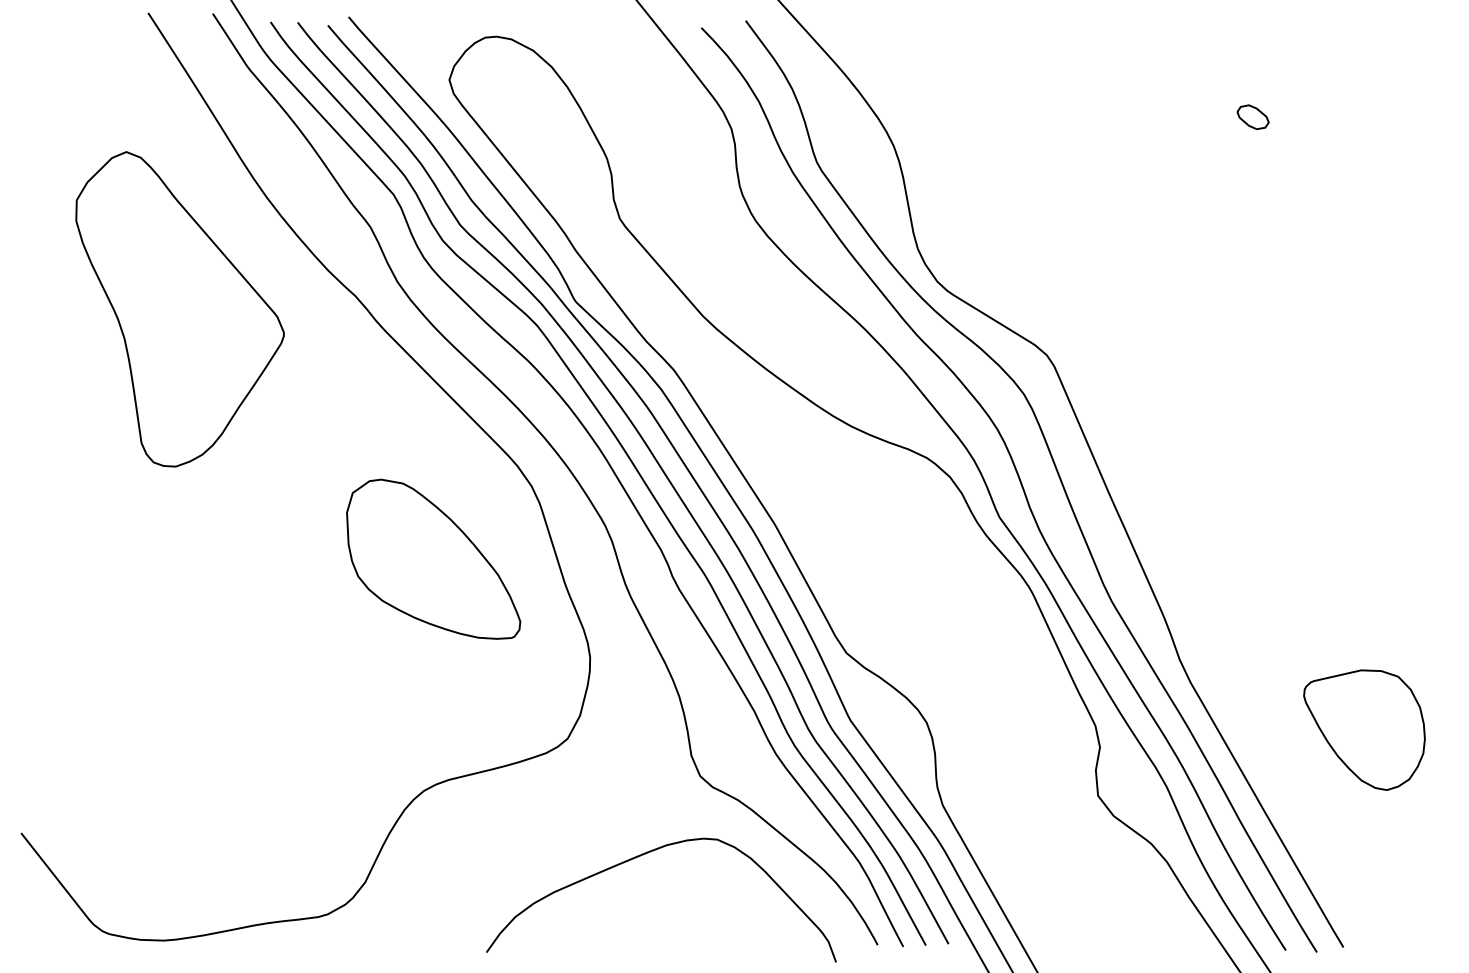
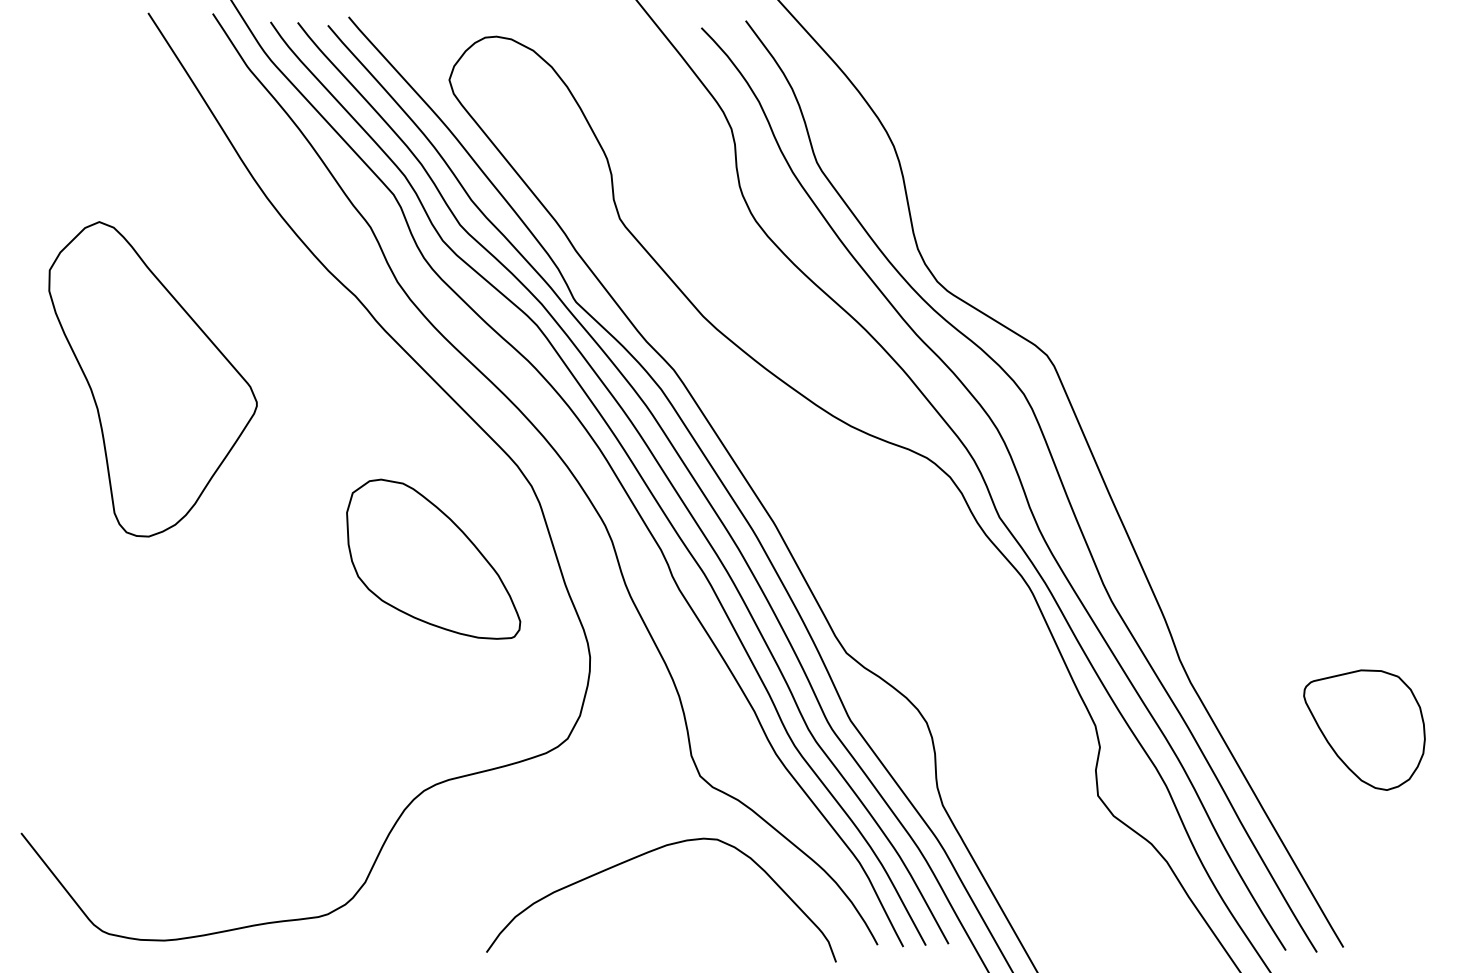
part: present -> none (1252, 117)
part position: (179, 309) -> (152, 379) (152, 379)
